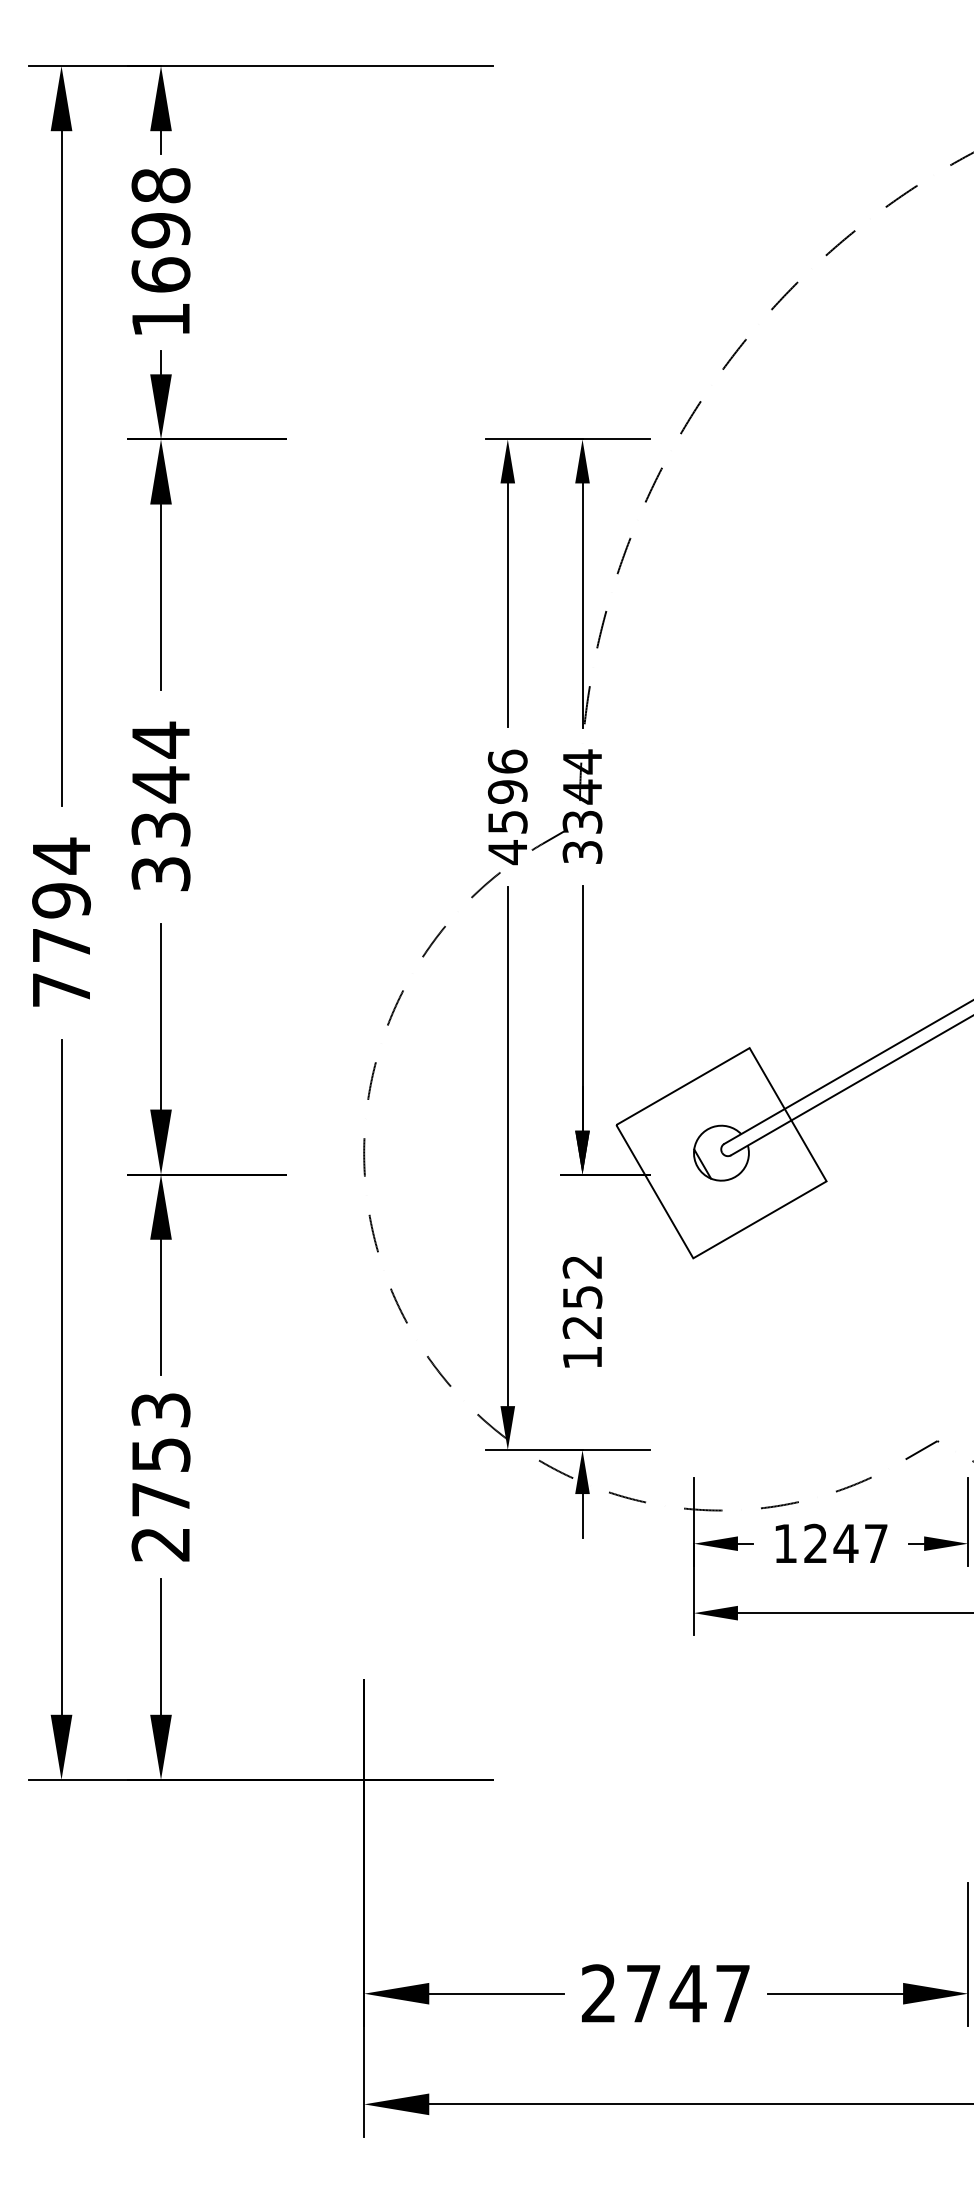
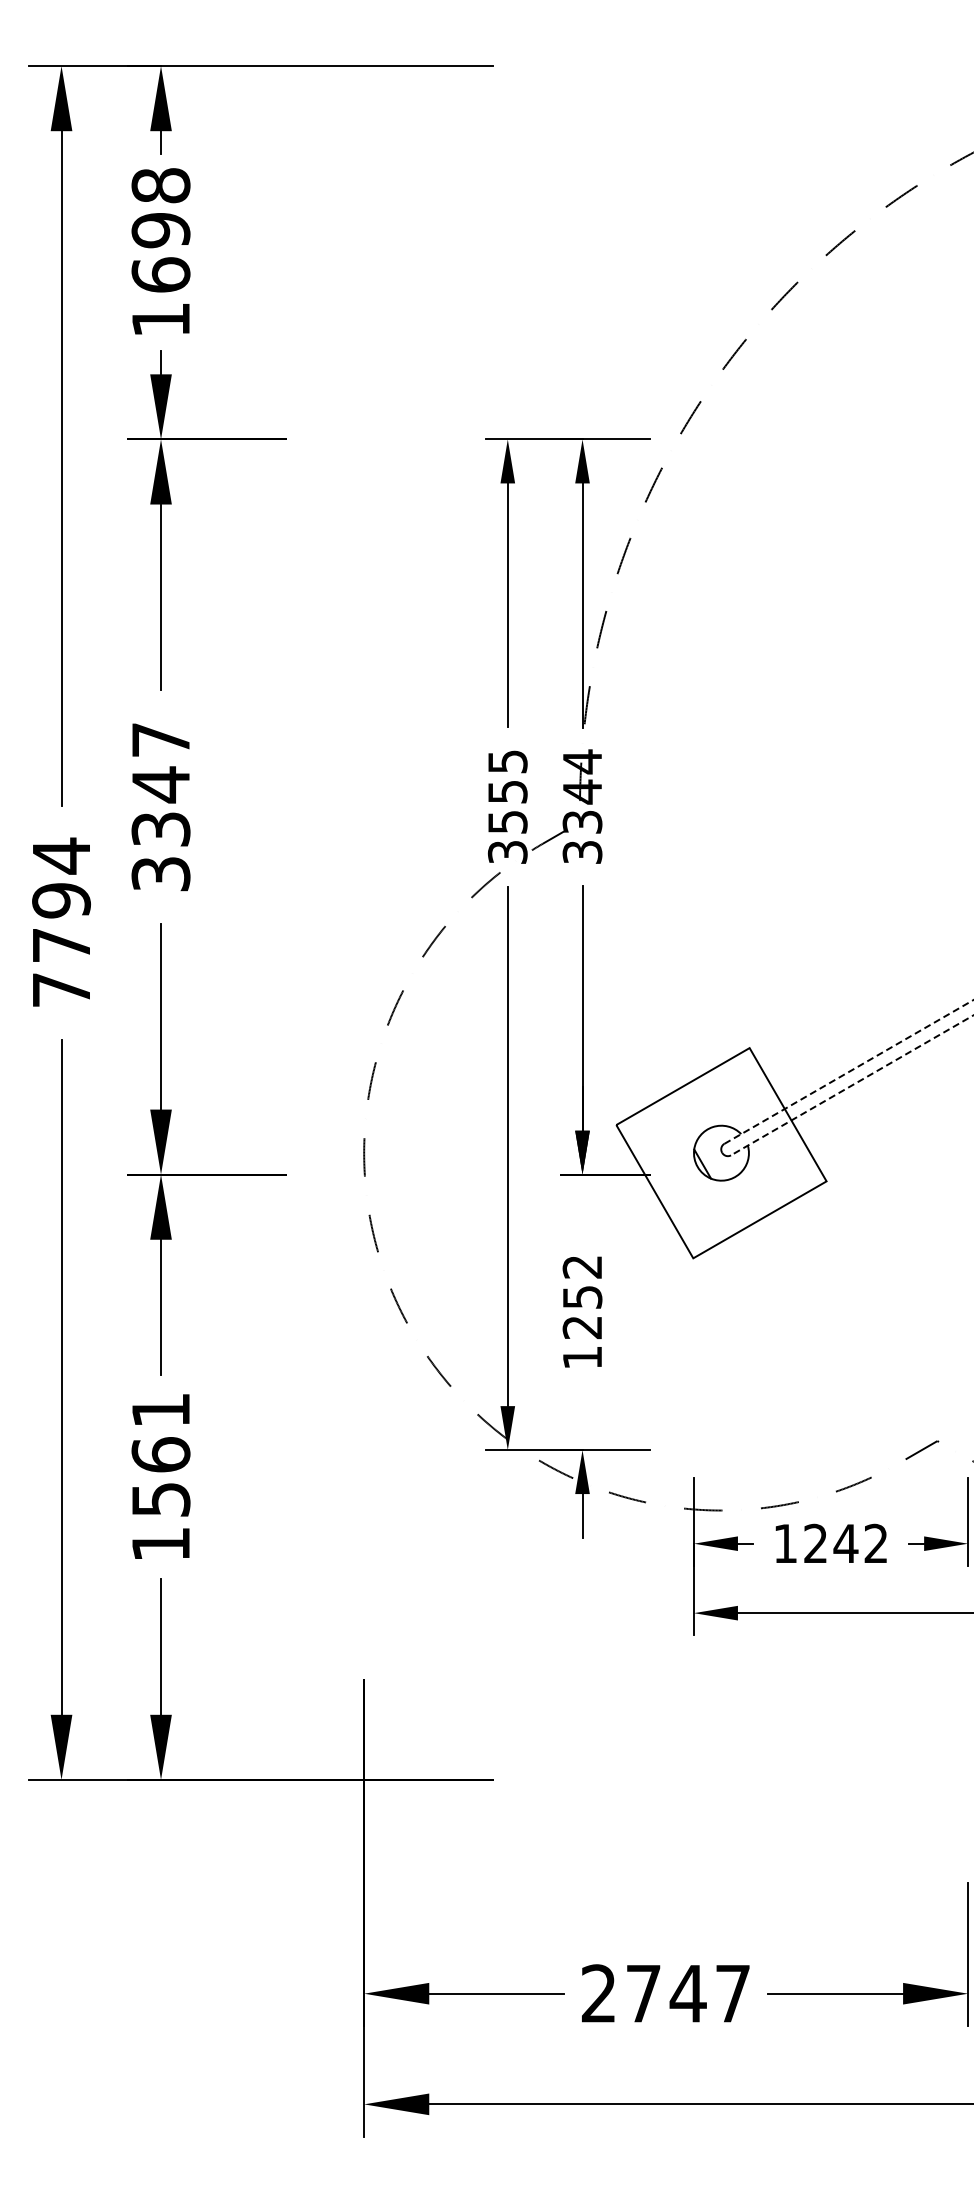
text: 3344 -> 3347 (160, 739)
text: 4596 -> 3555 (507, 807)
line: solid -> dashed (848, 1072)
line: solid -> dashed (851, 1085)
text: 2753 -> 1561 (160, 1477)
text: 1247 -> 1242 (875, 1542)
